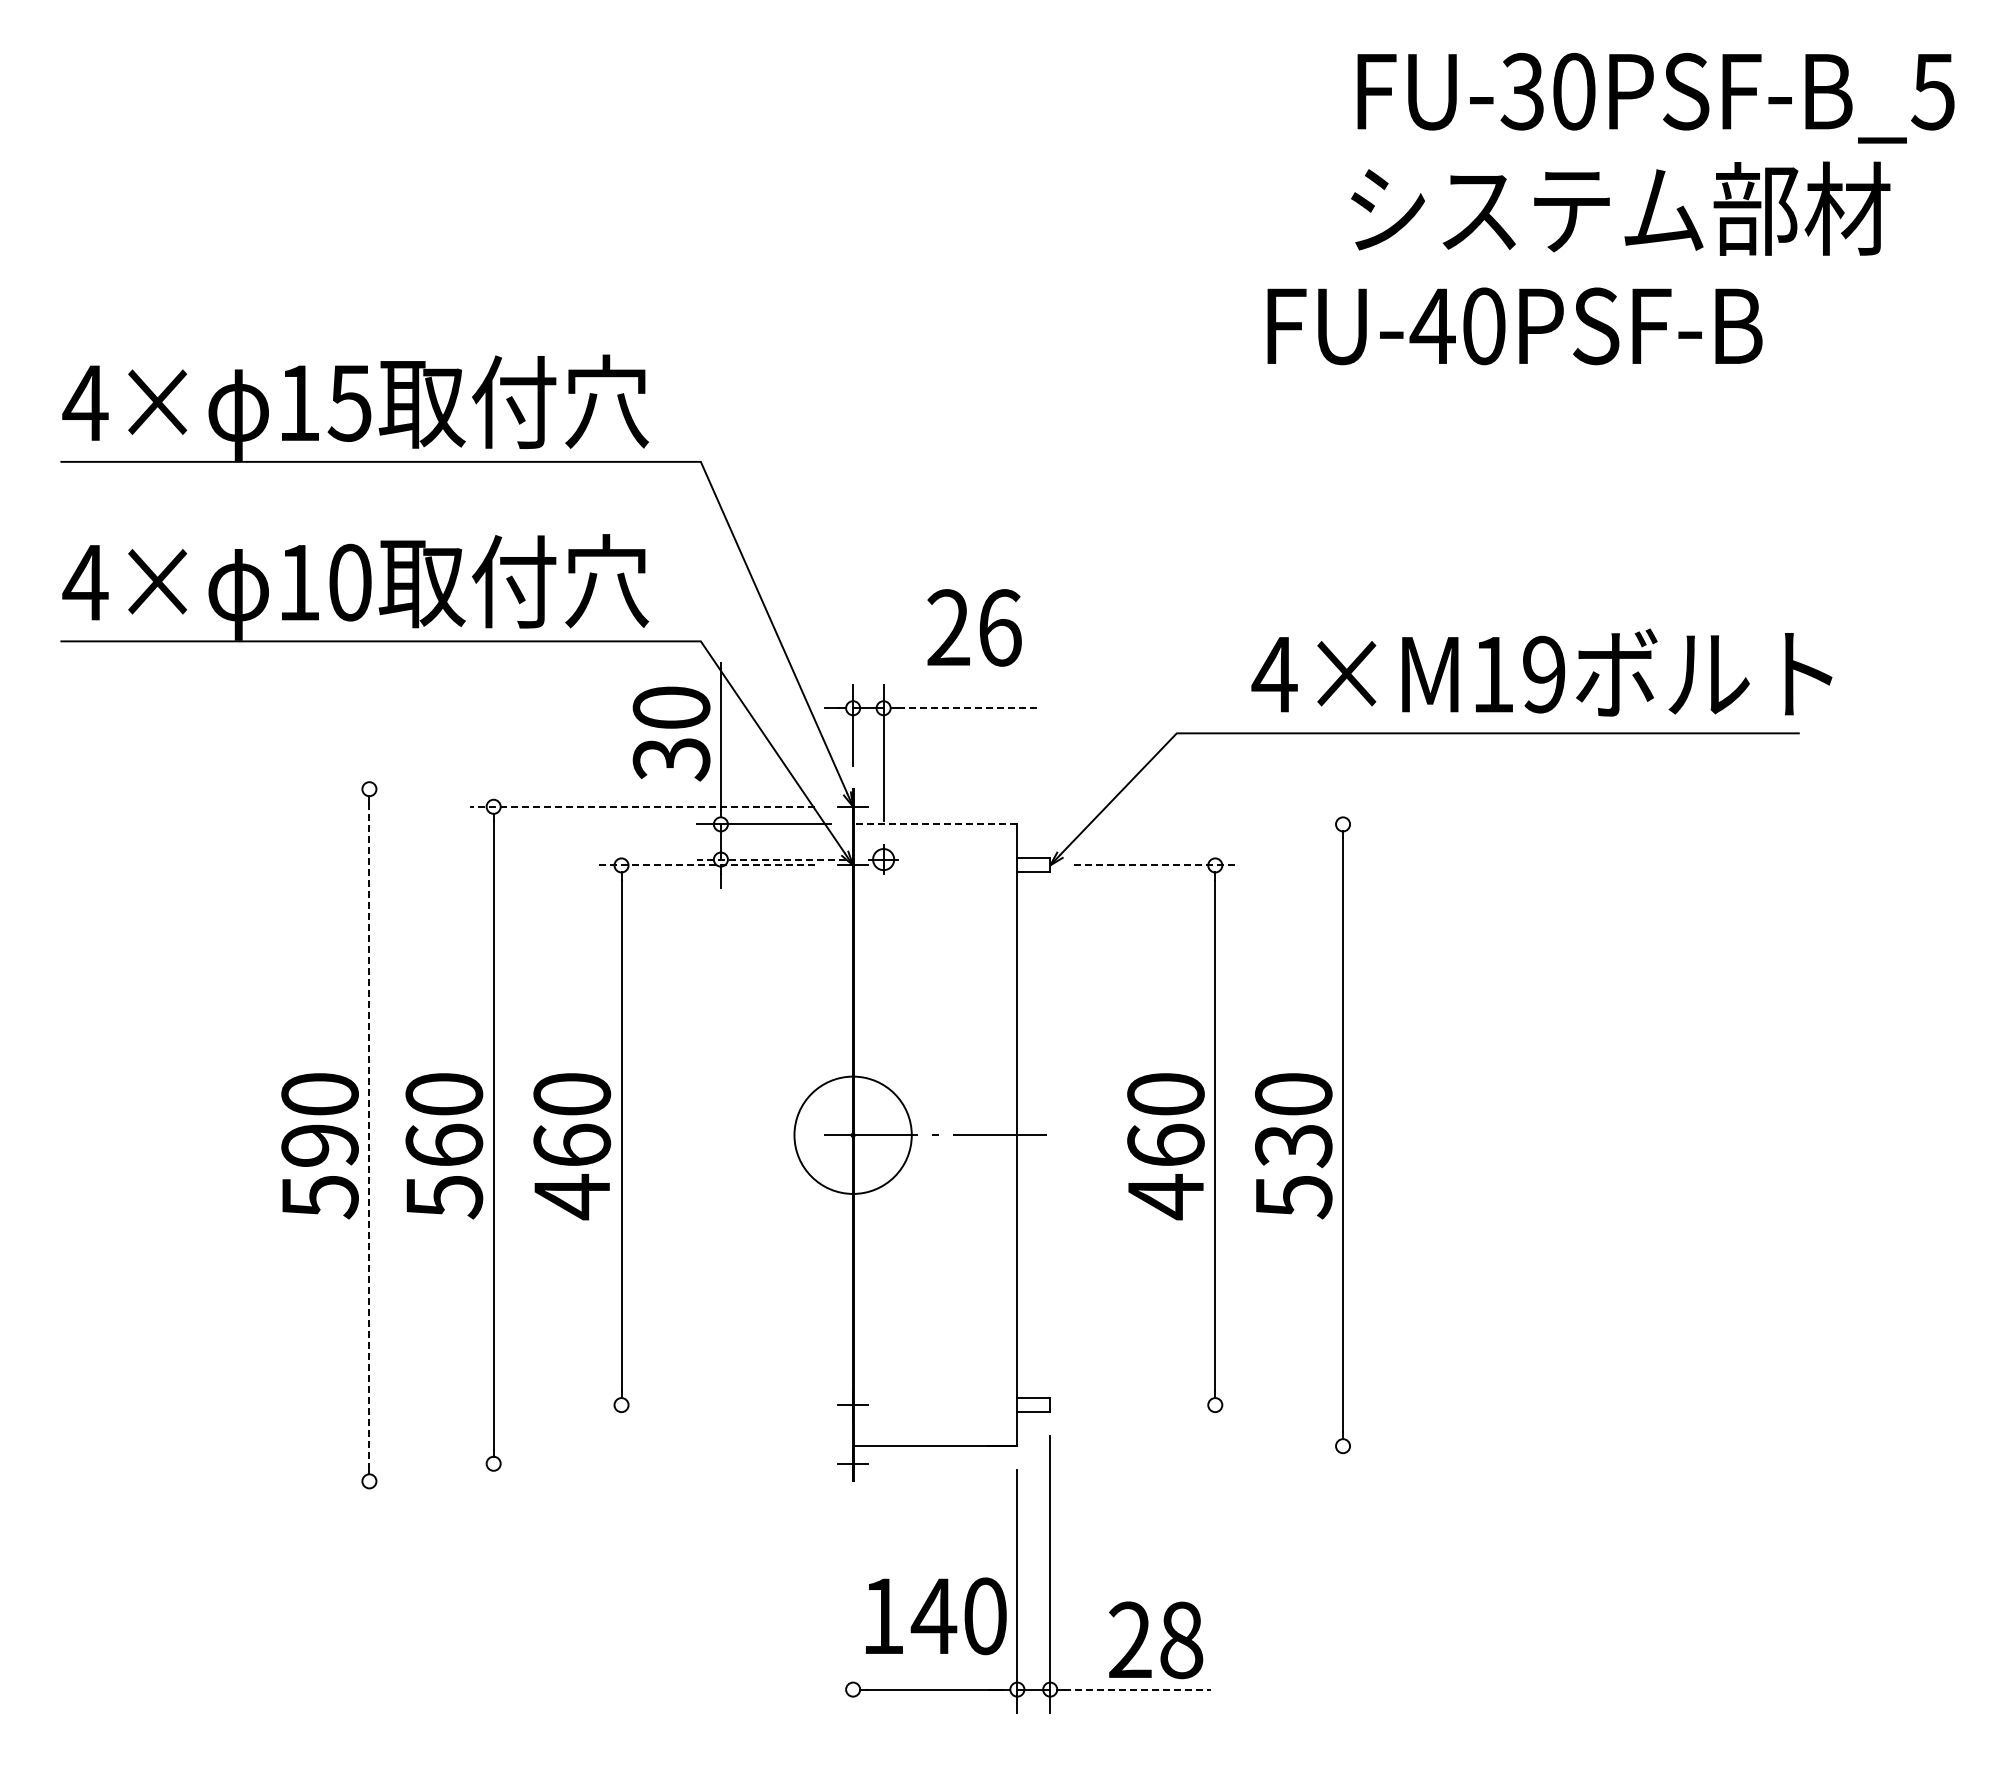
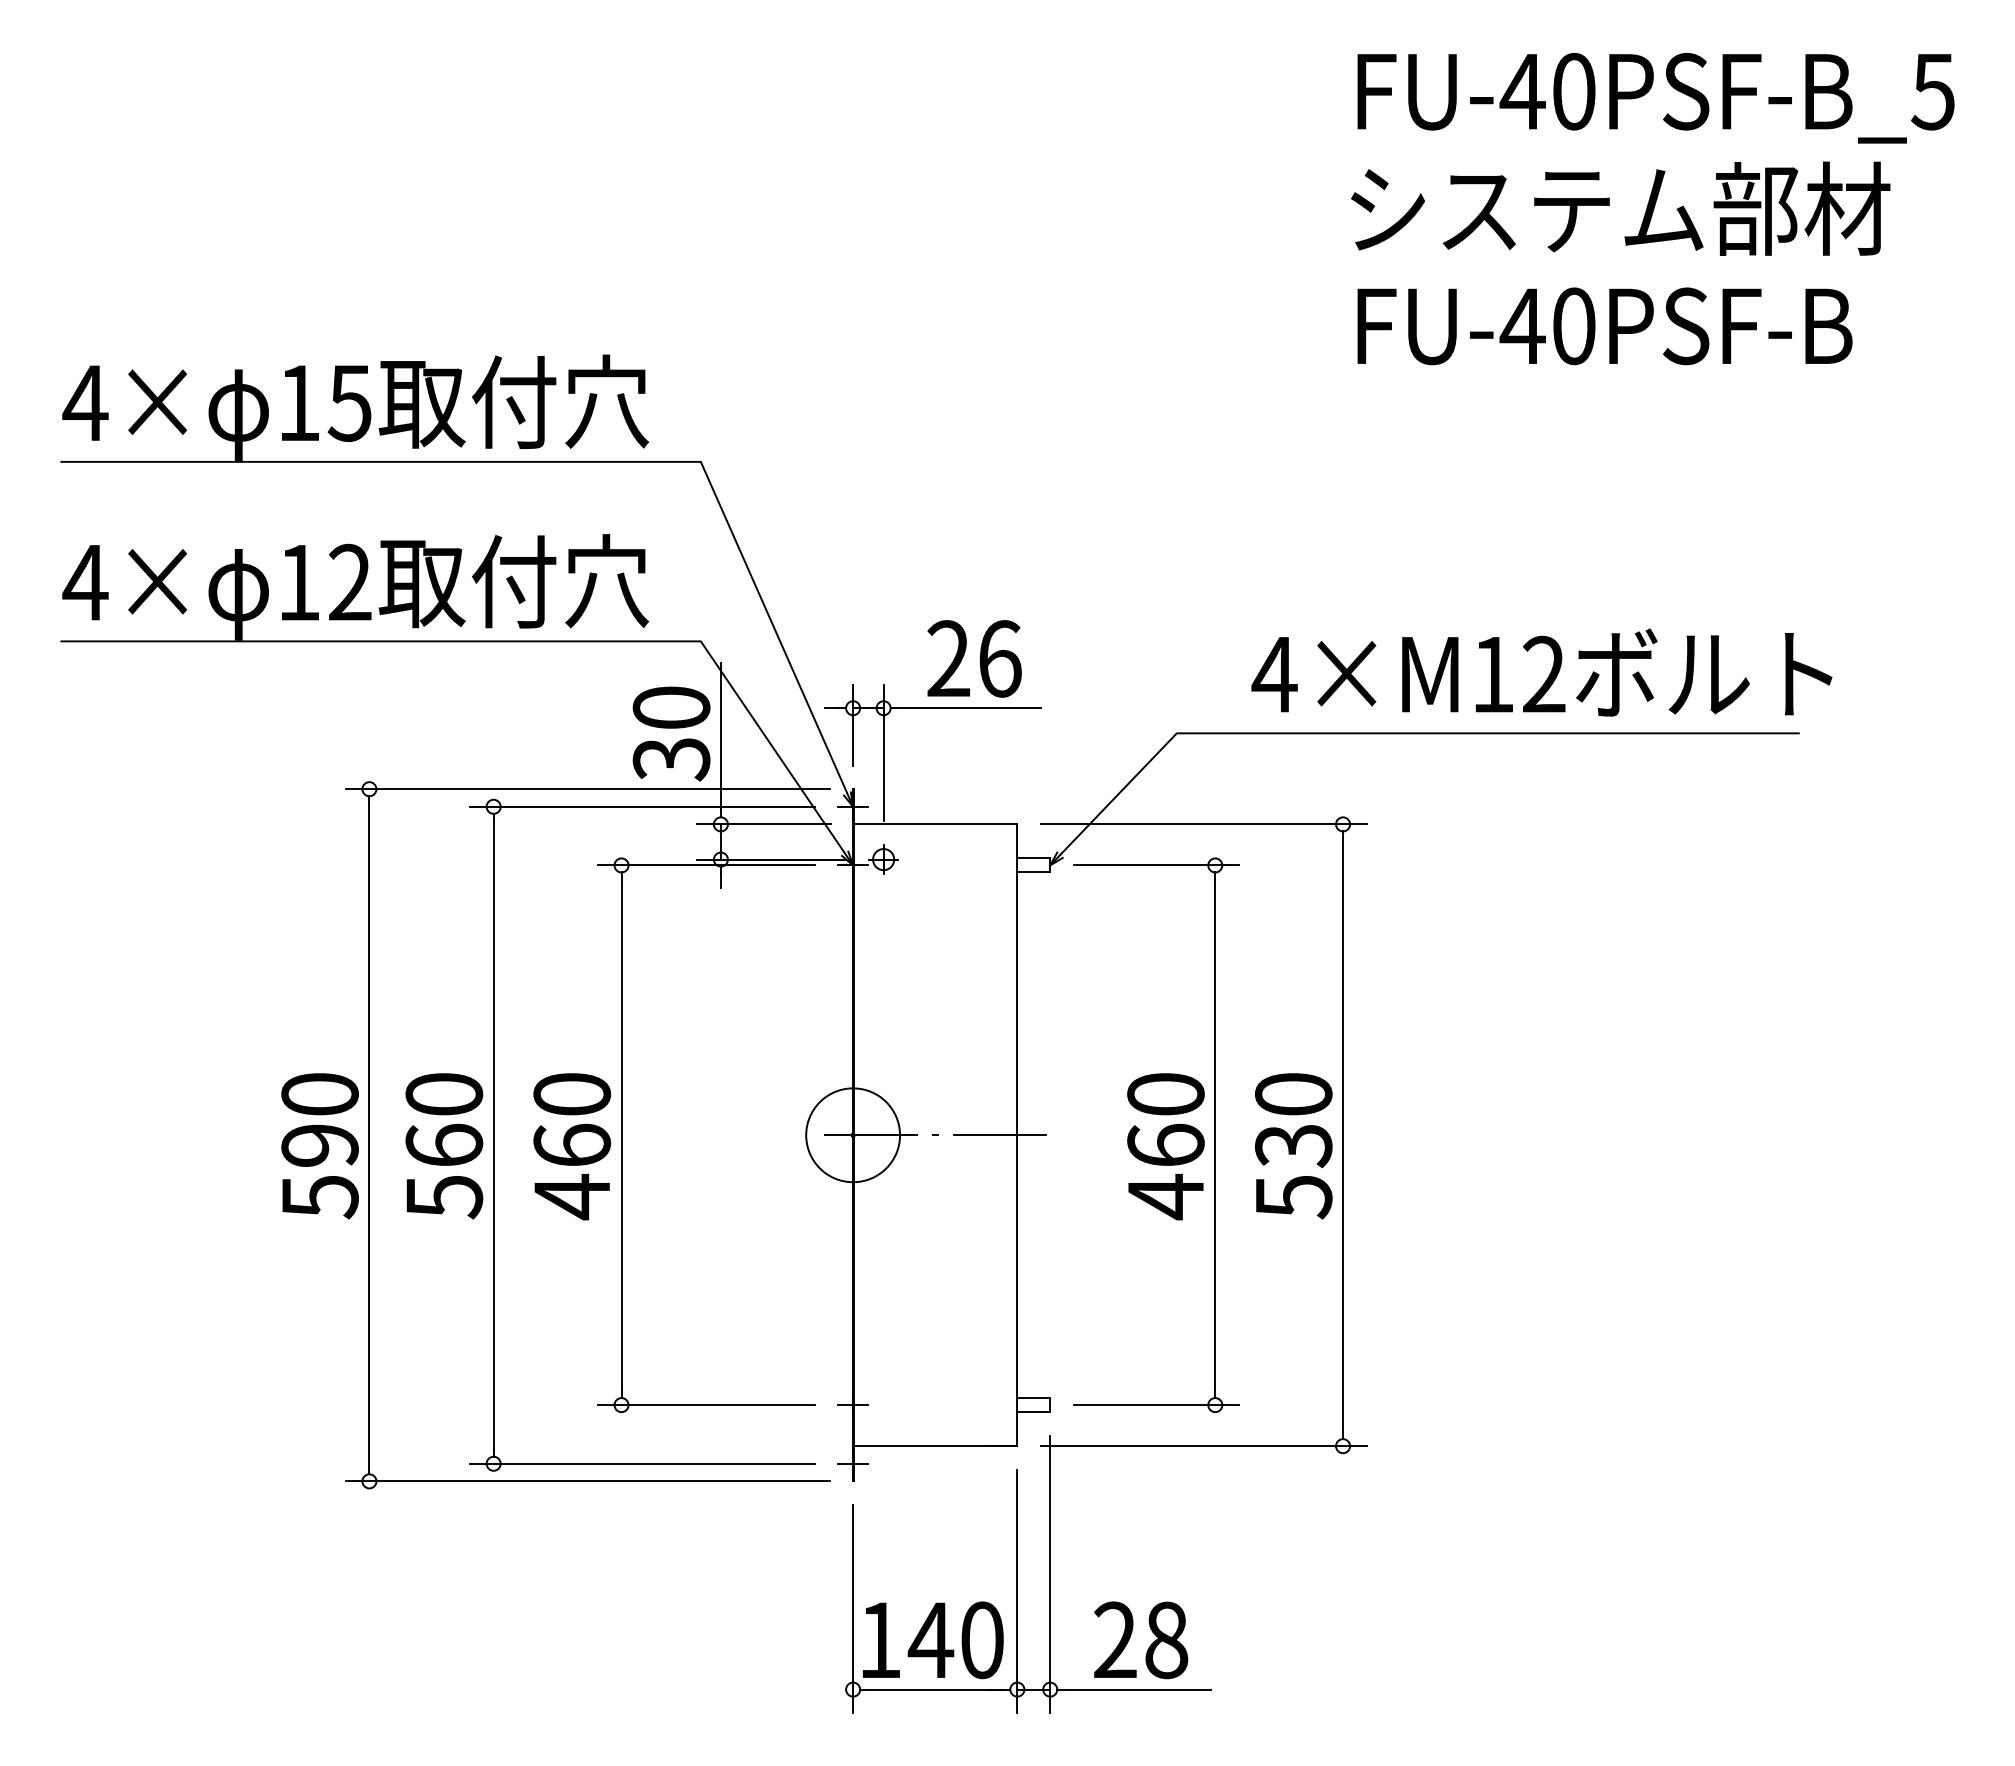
text: FU-30PSF-B_5 -> FU-40PSF-B_5 (1522, 91)
text position: (1514, 326) -> (1604, 326) (1604, 326)
text: 10 -> 12 (349, 582)
text position: (974, 627) -> (974, 658) (974, 658)
text: 4×M19 -> 4×M12 (1543, 674)
line: dashed -> solid (969, 708)
line: none -> present (587, 789)
line: dashed -> solid (642, 806)
line: dashed -> solid (935, 824)
line: none -> present (1203, 824)
line: dashed -> solid (770, 859)
line: dashed -> solid (706, 865)
line: dashed -> solid (1156, 865)
circle diameter: 117 px -> 94 px (853, 1135)
line: dashed -> solid (369, 1135)
line: none -> present (706, 1405)
line: none -> present (1155, 1405)
line: none -> present (1203, 1446)
line: none -> present (642, 1463)
line: none -> present (587, 1481)
line: none -> present (853, 1608)
text position: (936, 1616) -> (933, 1640) (933, 1640)
text position: (1156, 1640) -> (1141, 1640) (1141, 1640)
line: dashed -> solid (1138, 1689)
